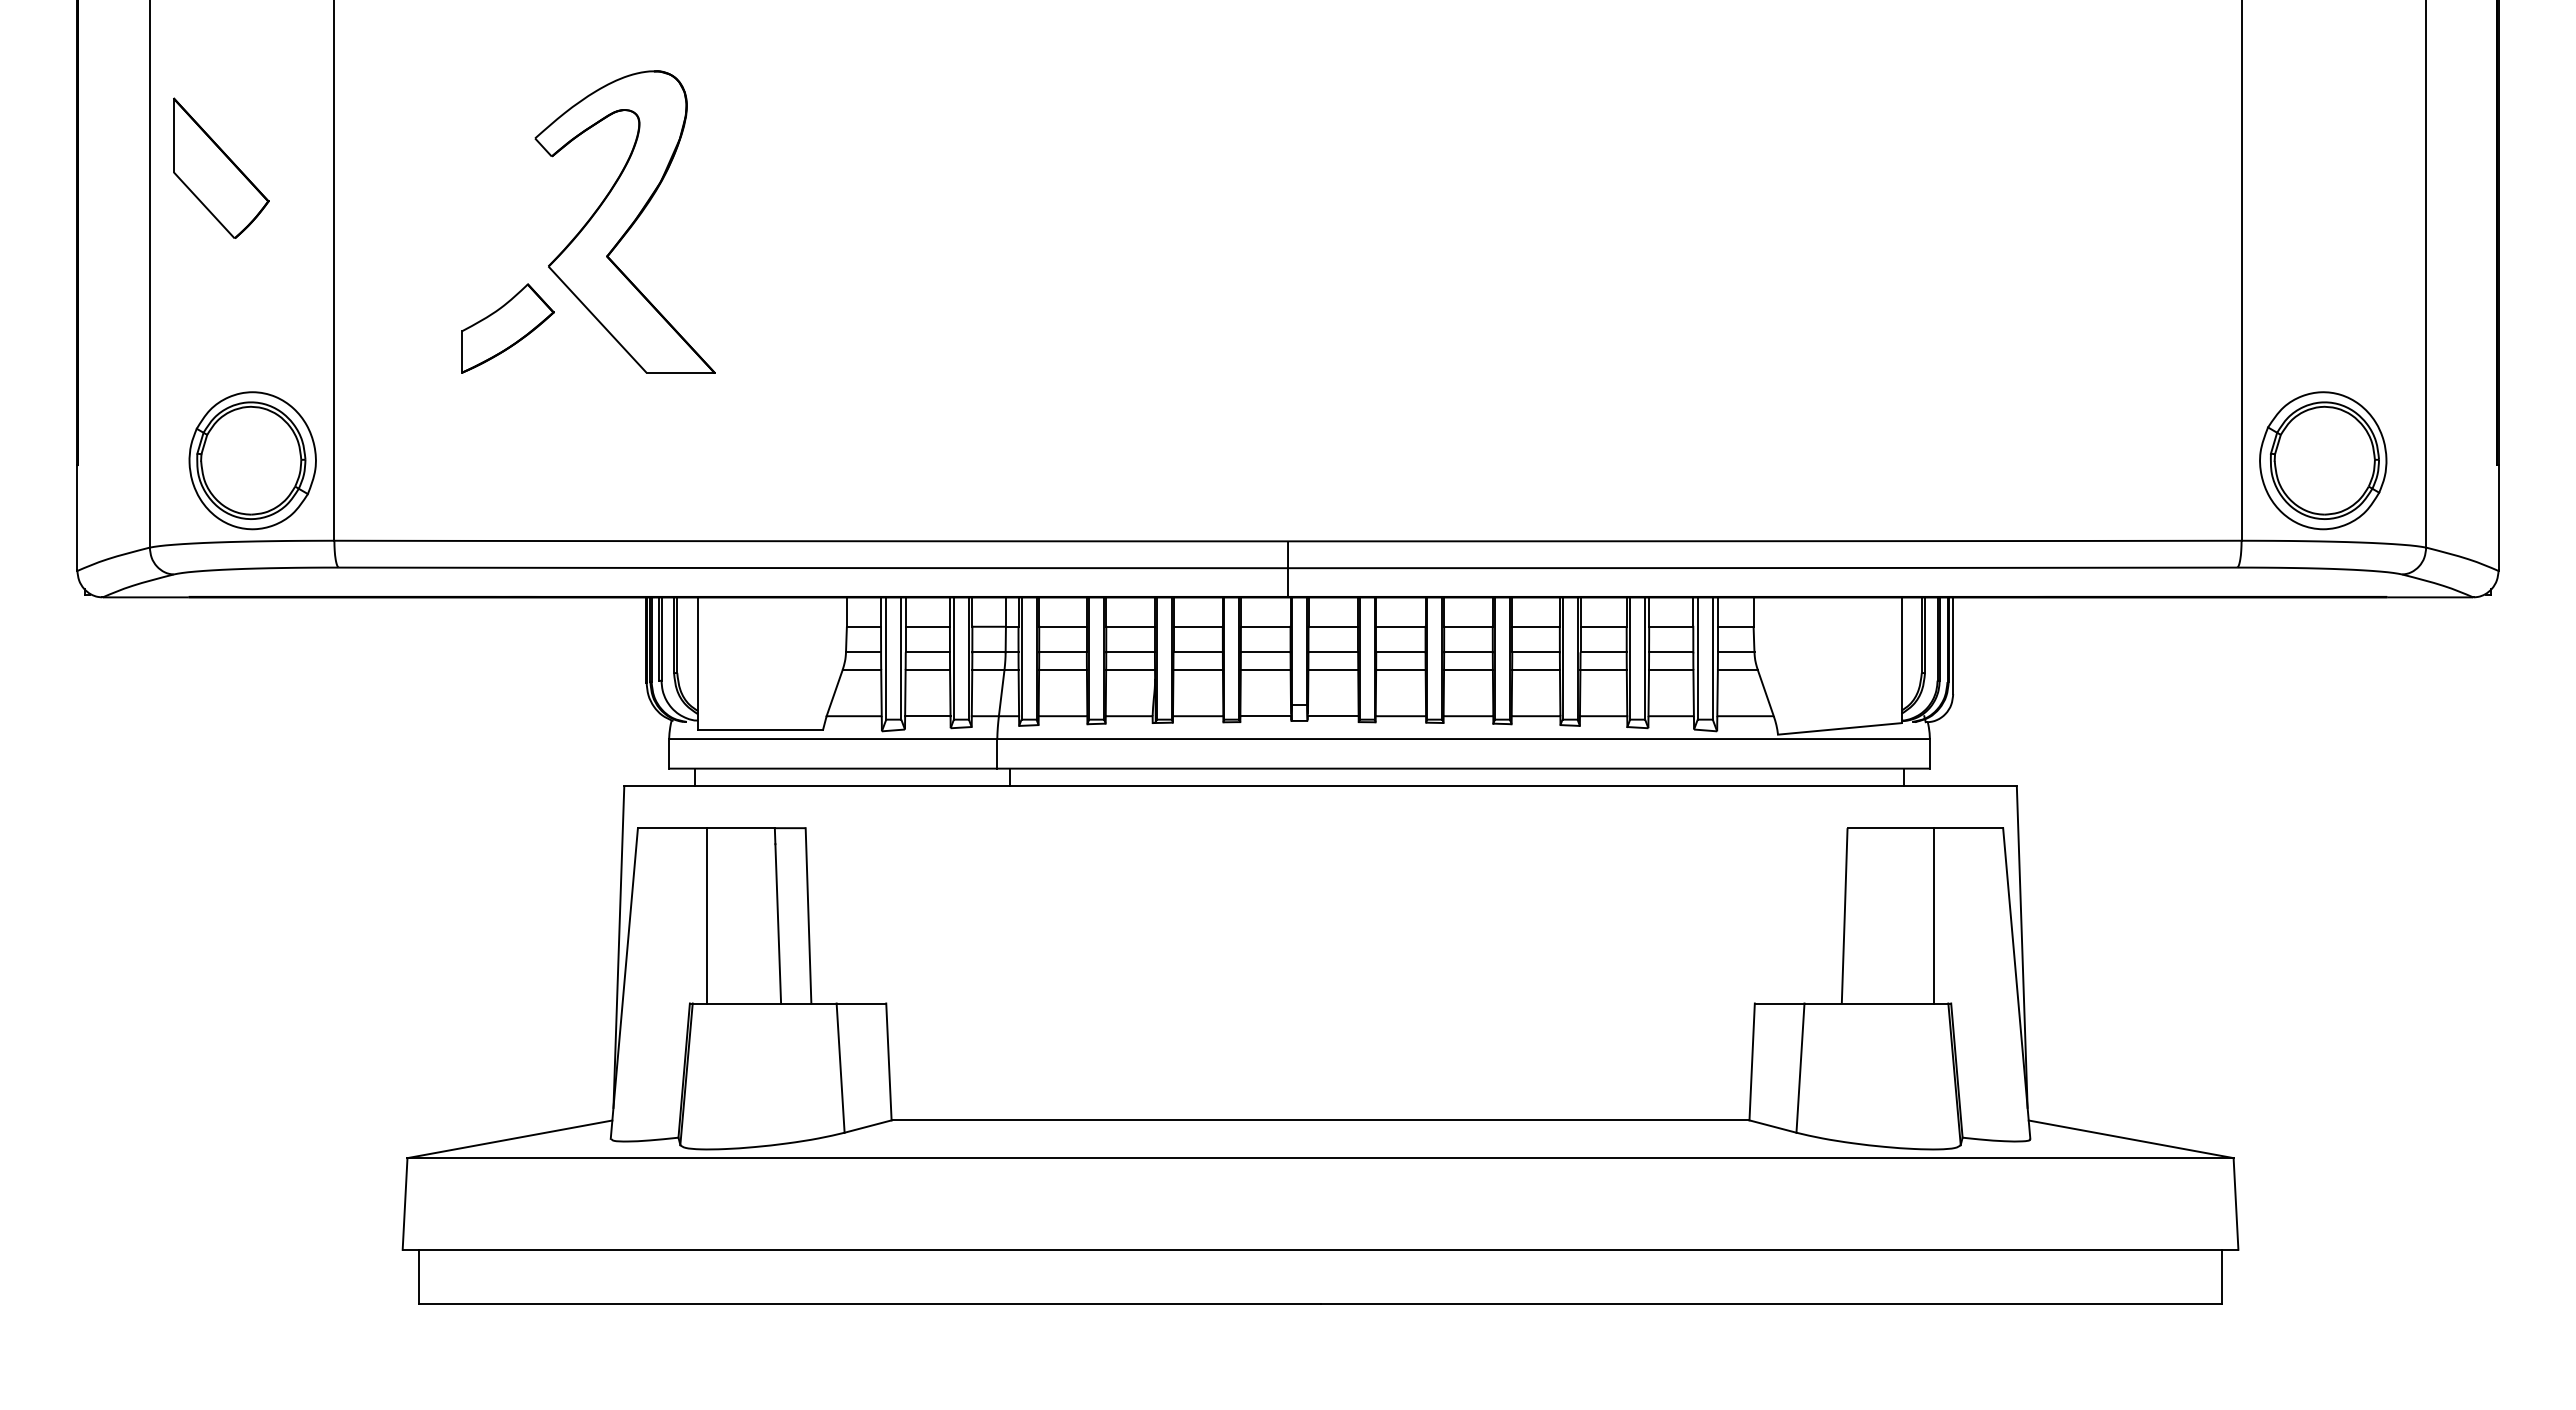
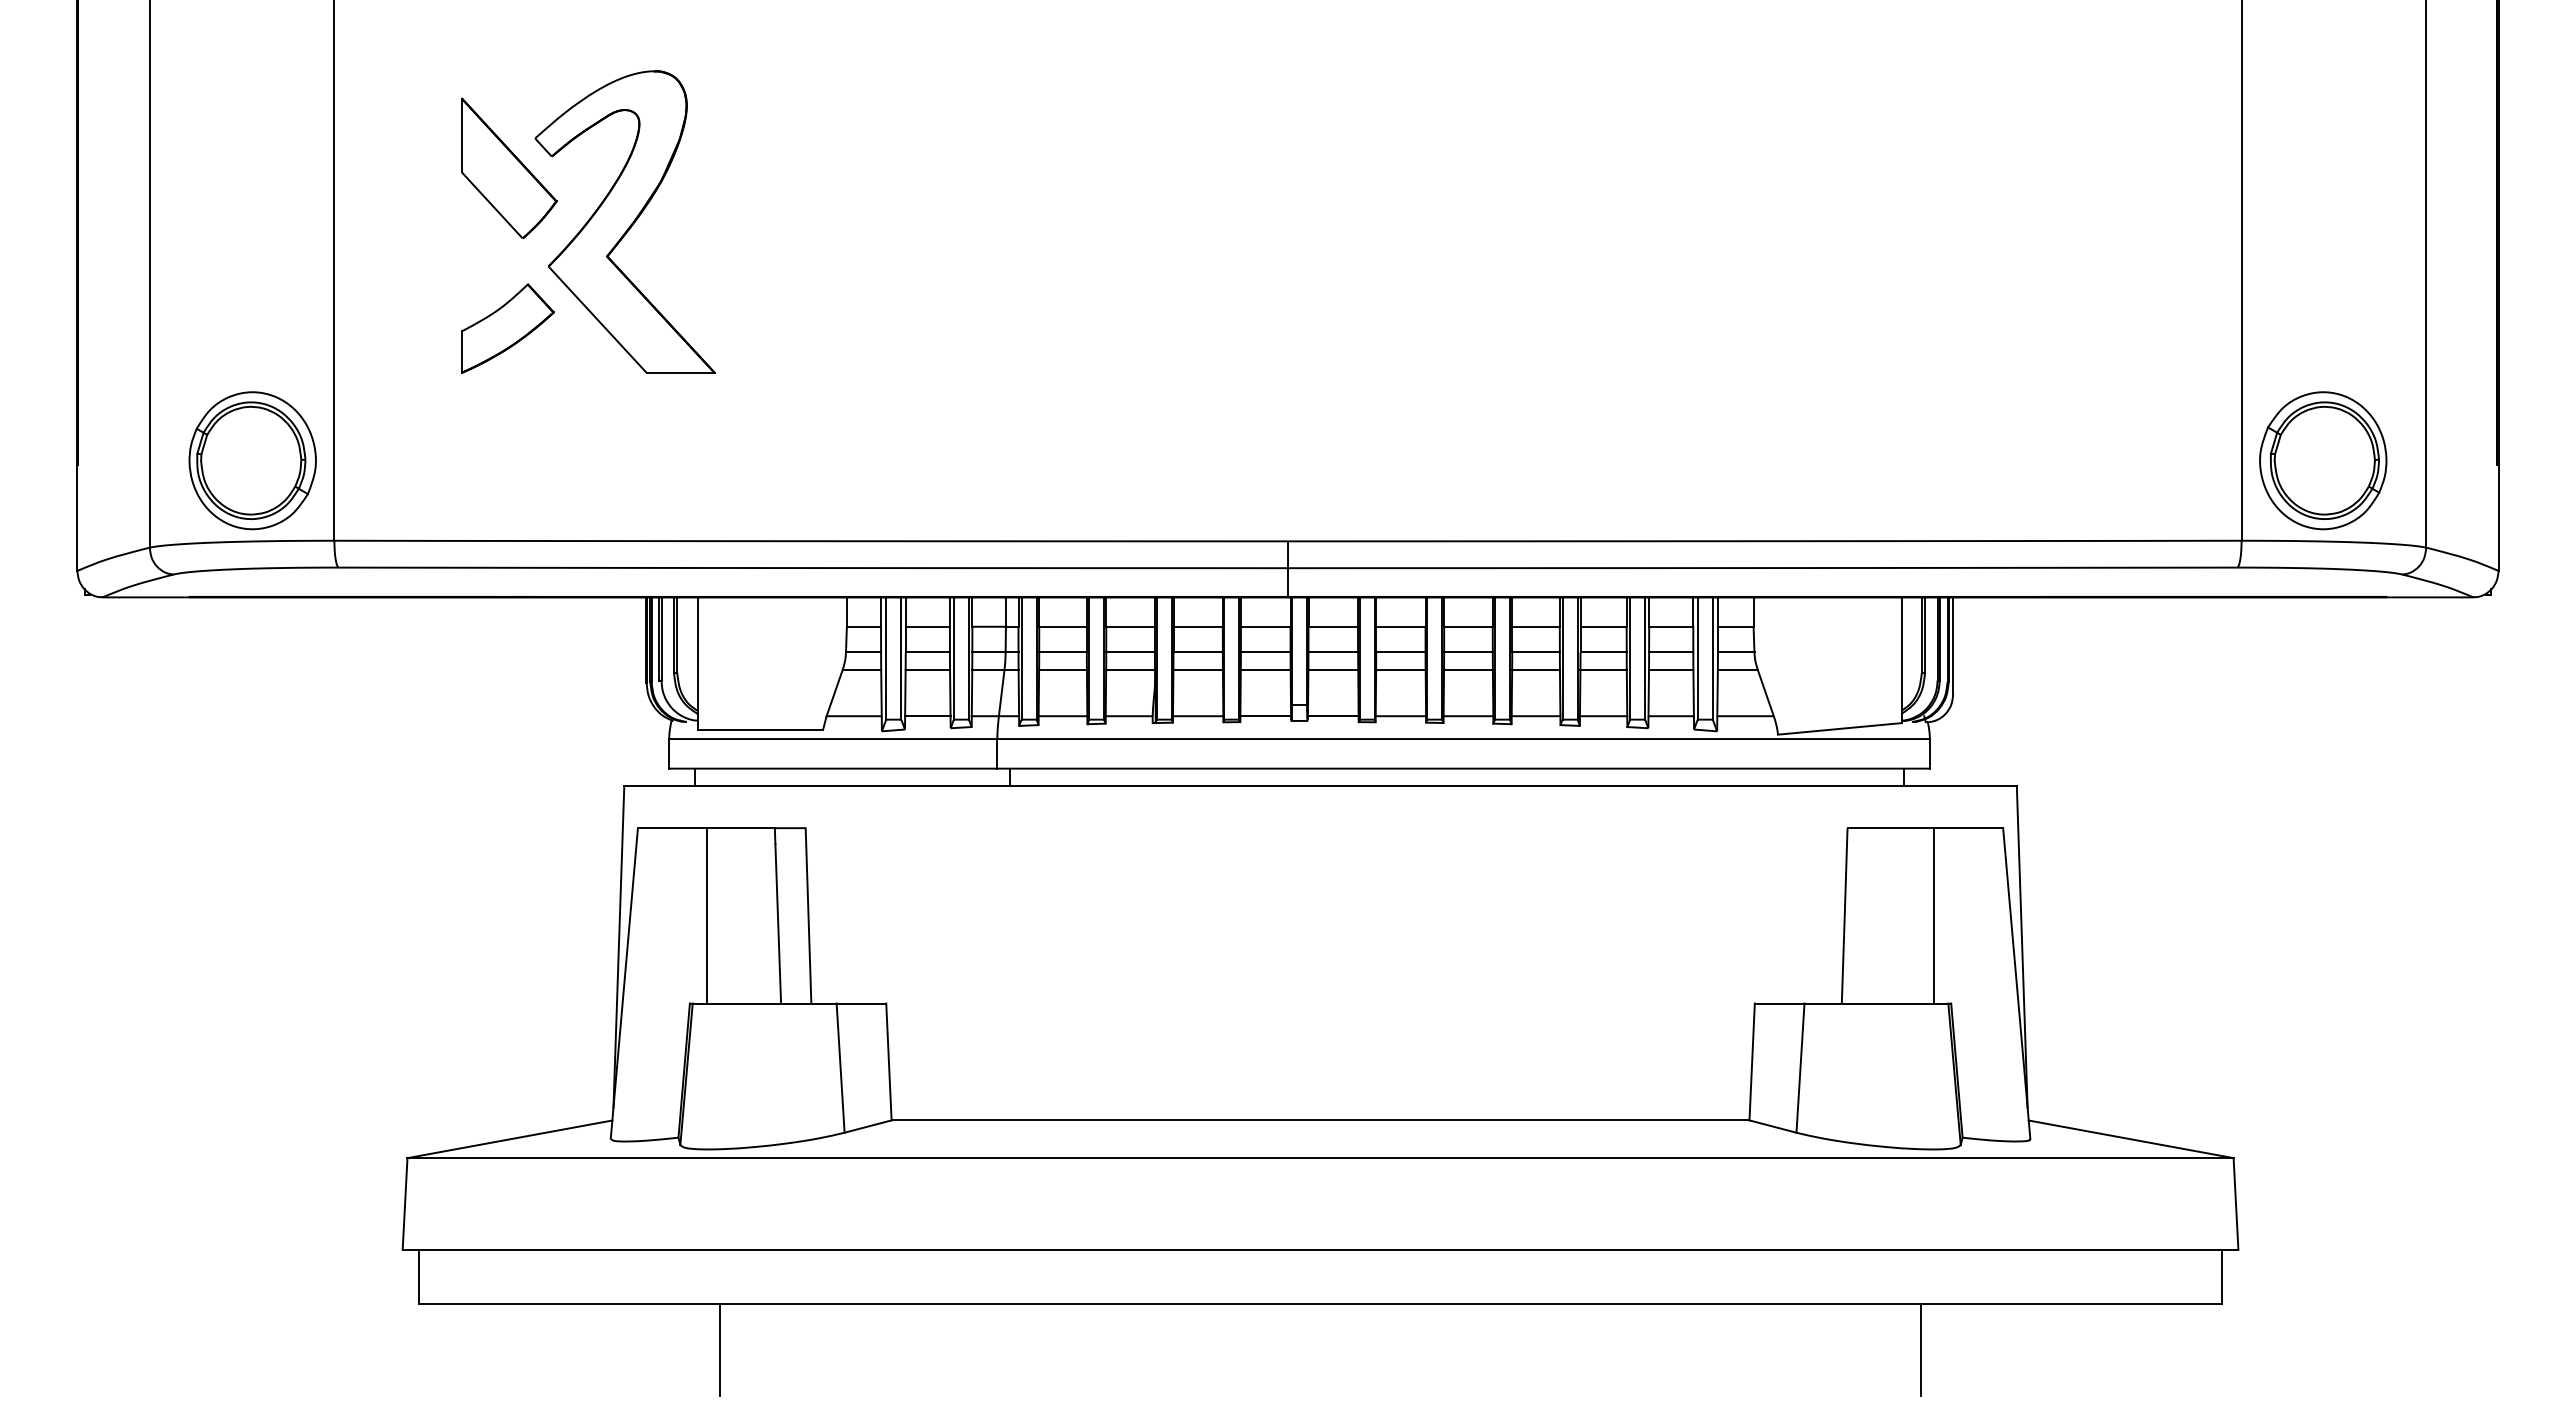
part position: (221, 167) -> (509, 167) (509, 167)
line: none -> present (720, 1349)
line: none -> present (1920, 1349)
